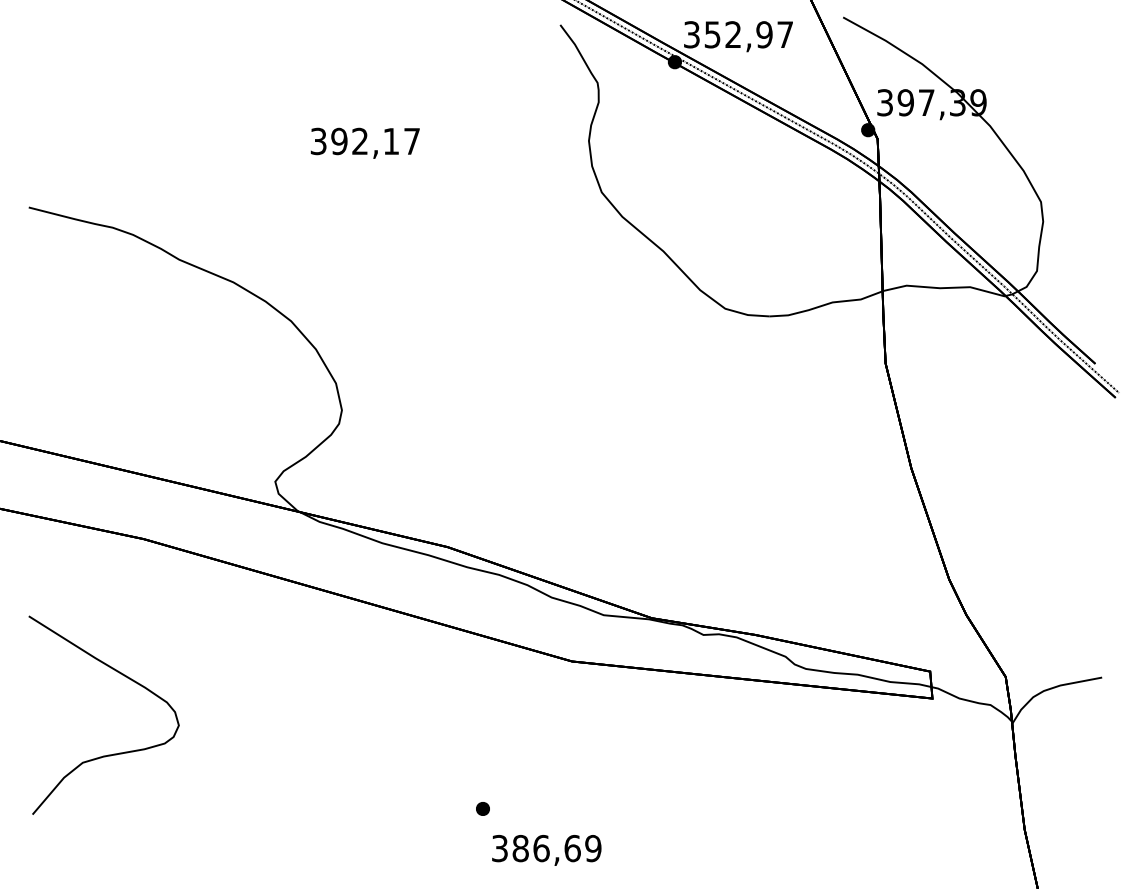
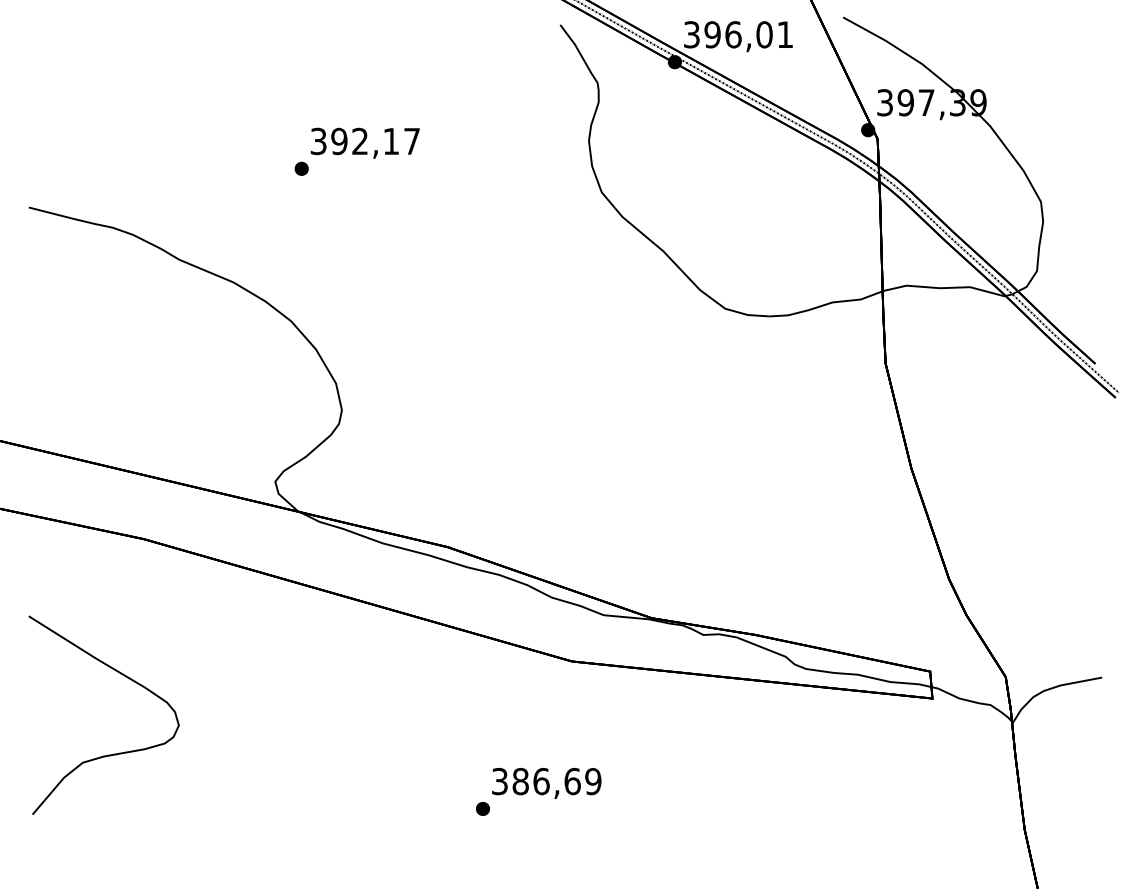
text: 352,97 -> 396,01 (748, 34)
part: none -> present (301, 168)
text position: (546, 850) -> (546, 783) (546, 783)
